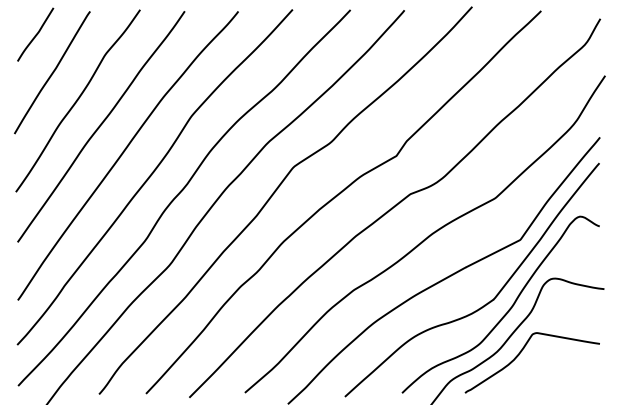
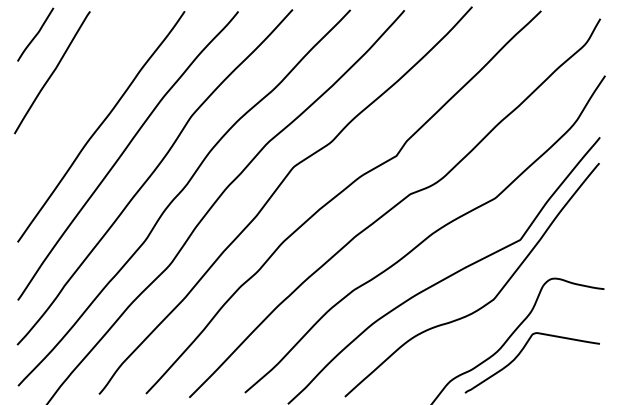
curve: present -> none (77, 100)
curve: present -> none (508, 309)
